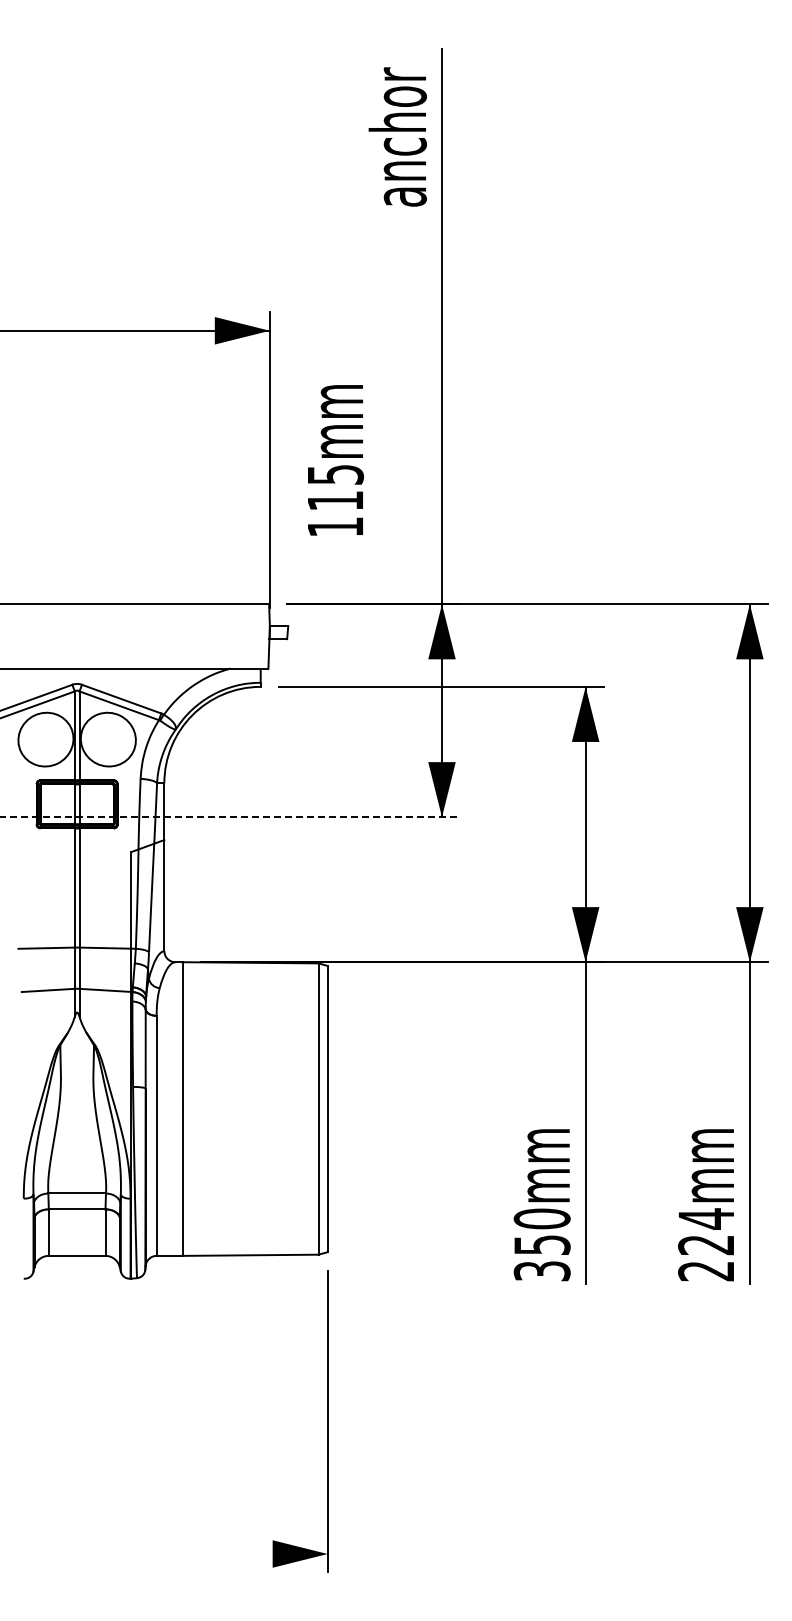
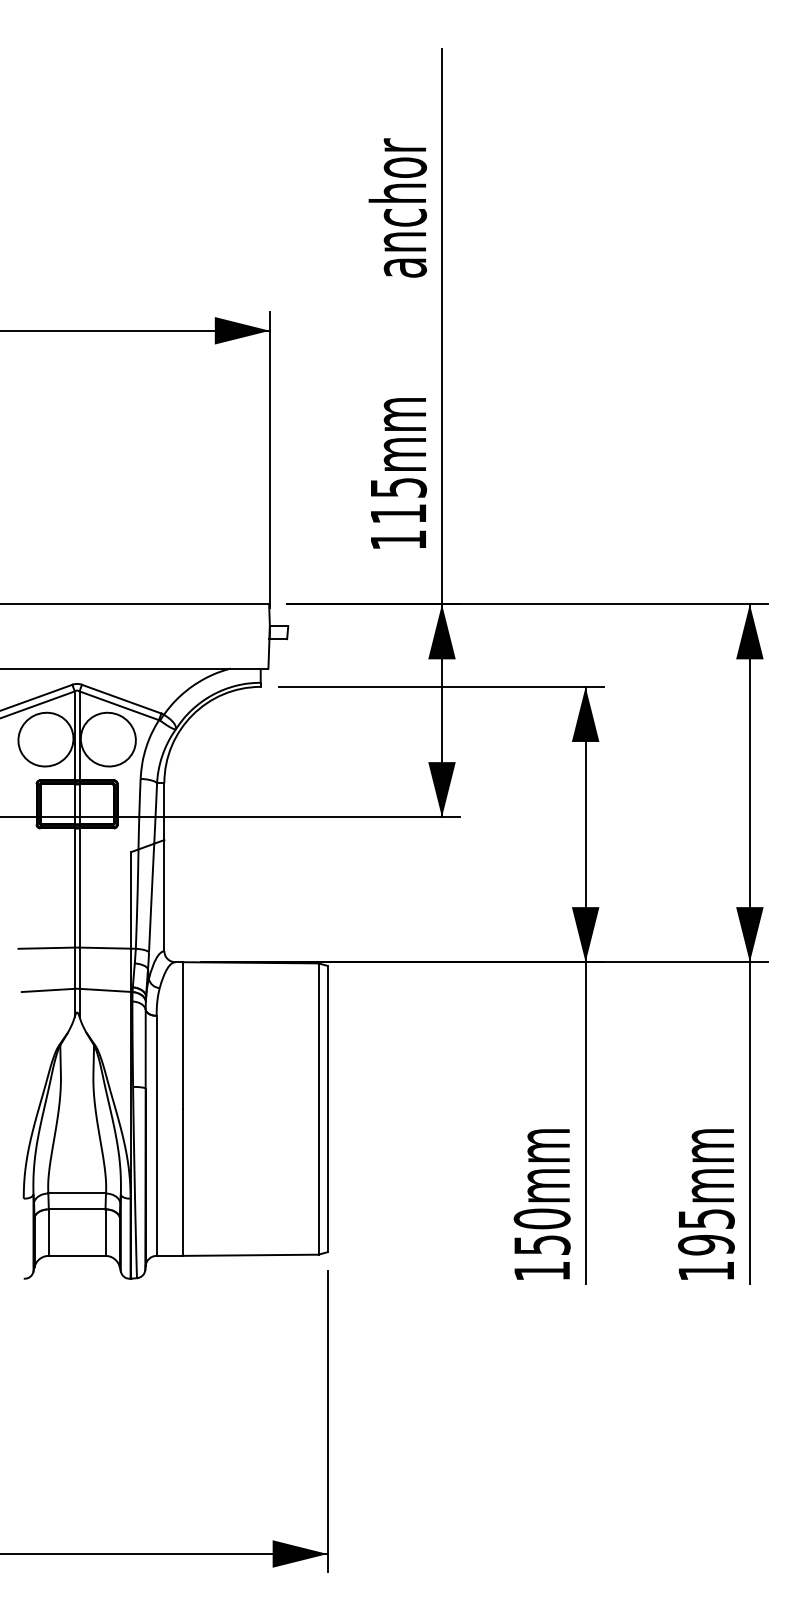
text position: (397, 136) -> (397, 207) (397, 207)
text position: (336, 460) -> (399, 473) (399, 473)
line: dashed -> solid (230, 817)
text: 224mm -> 195mm (706, 1244)
text: 350mm -> 150mm (541, 1271)
line: none -> present (164, 1554)
